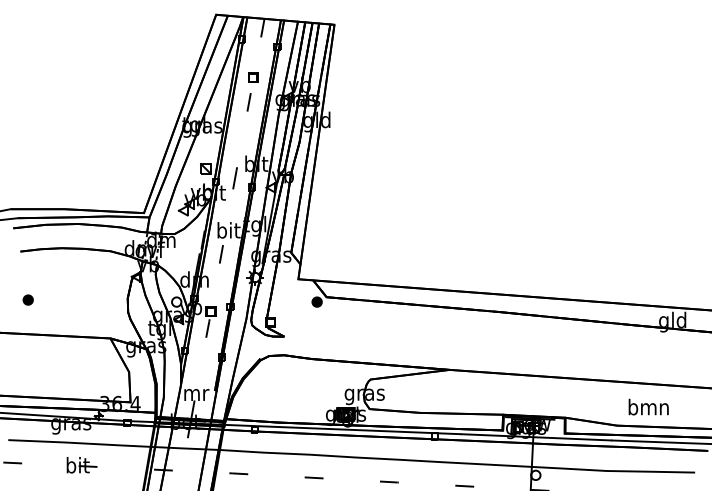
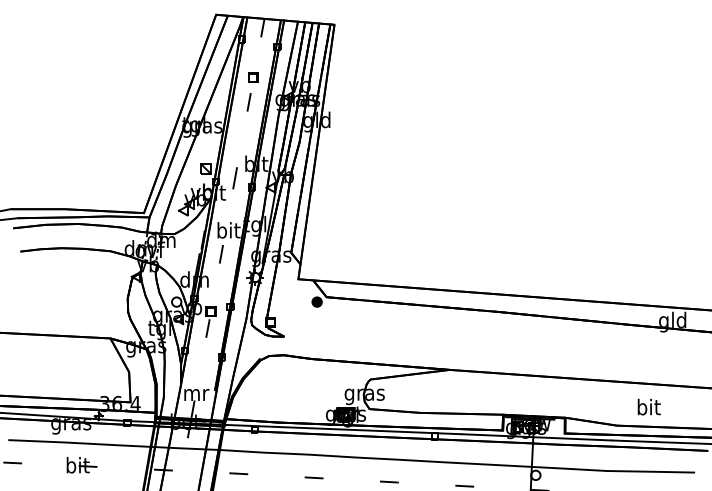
part: present -> none (27, 299)
text: bmn -> bit (648, 406)
